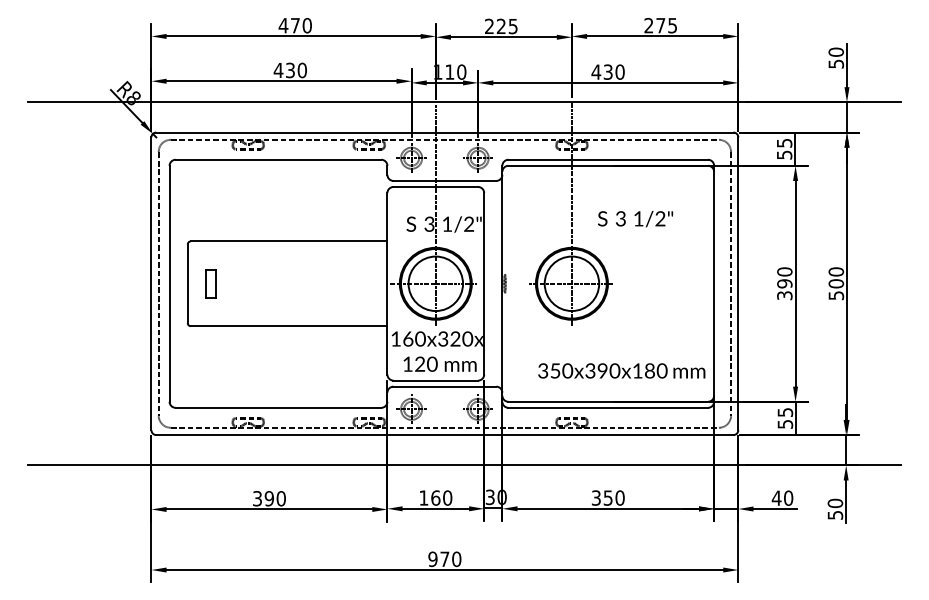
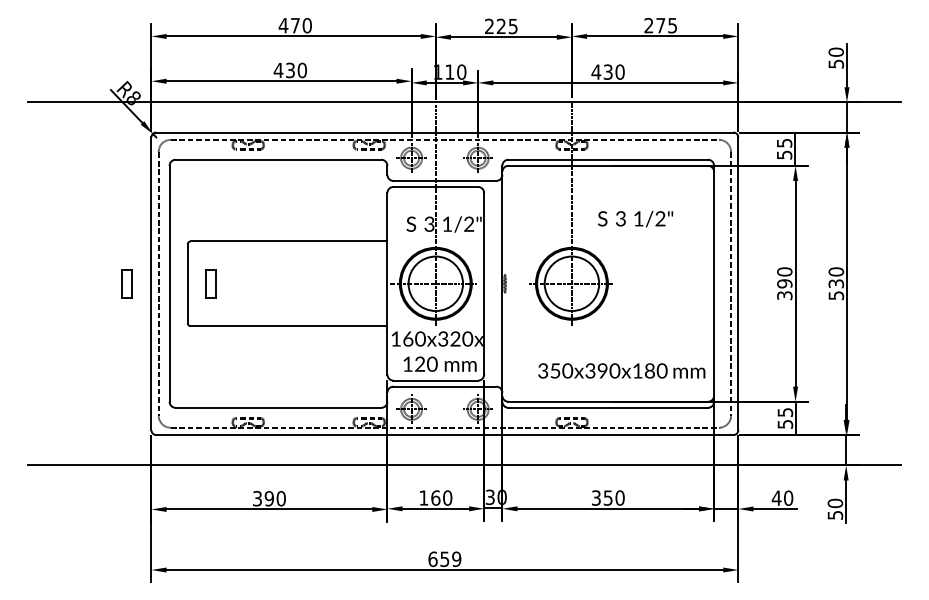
part: none -> present (126, 283)
text: 500 -> 530 (836, 283)
text: 970 -> 659 (444, 559)
